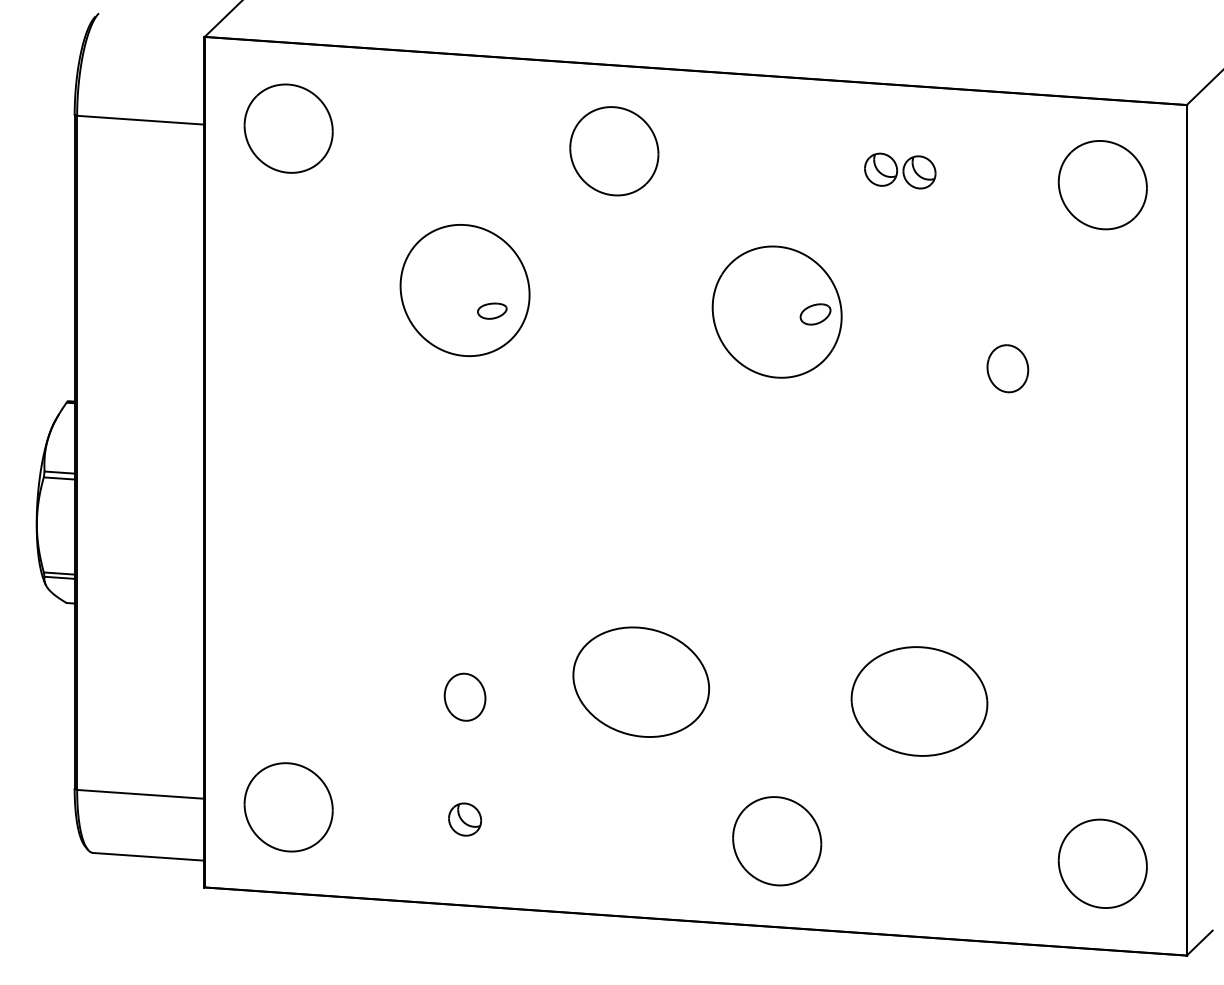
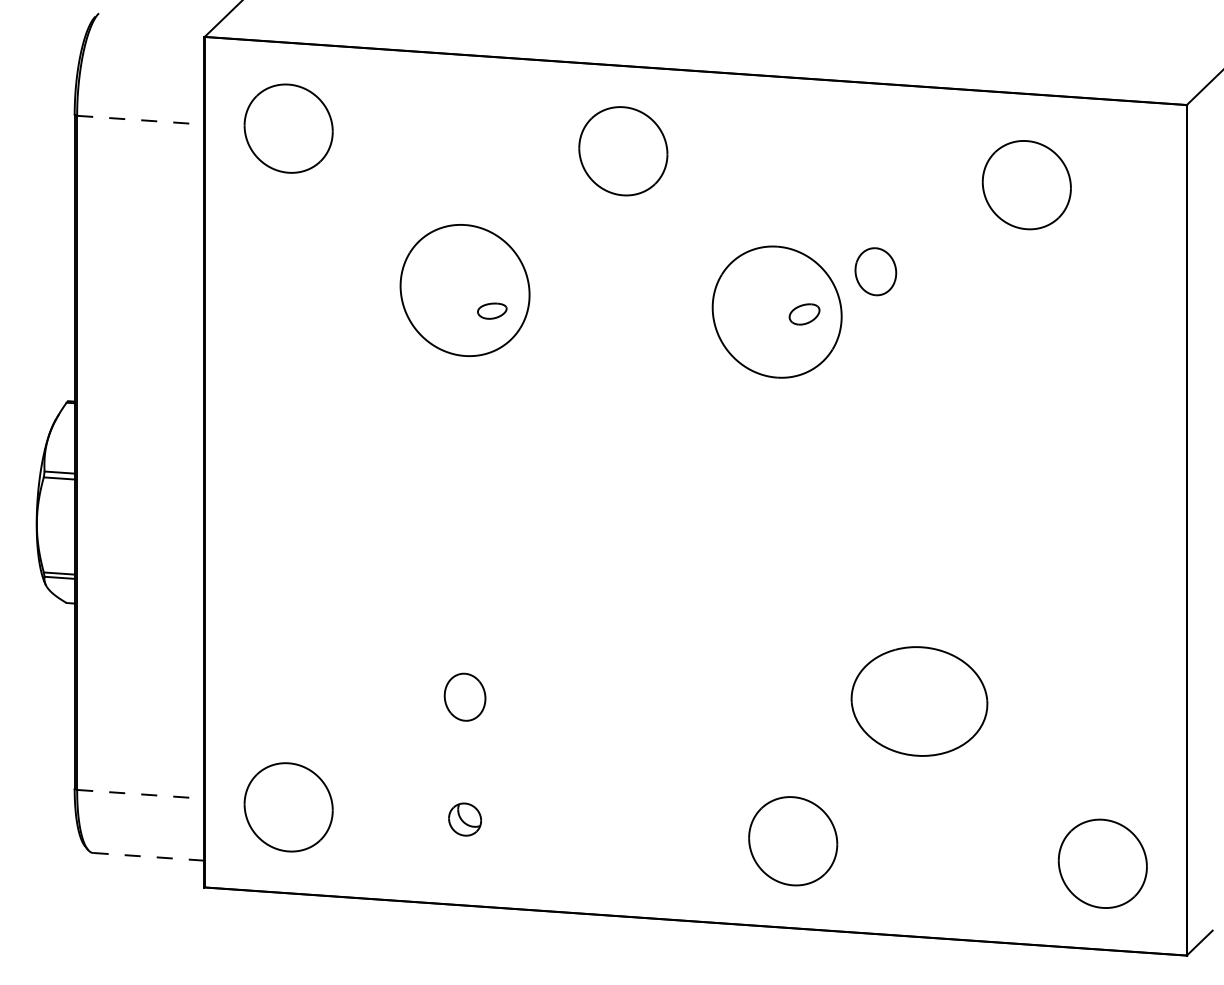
line: solid -> dashed (140, 120)
part position: (614, 151) -> (623, 151) (623, 151)
part: present -> none (900, 170)
part position: (1102, 185) -> (1026, 185) (1026, 185)
part position: (815, 314) -> (804, 314) (804, 314)
part position: (1007, 368) -> (875, 271) (875, 271)
part: present -> none (640, 681)
line: solid -> dashed (140, 794)
part position: (777, 841) -> (793, 841) (793, 841)
line: solid -> dashed (148, 856)
